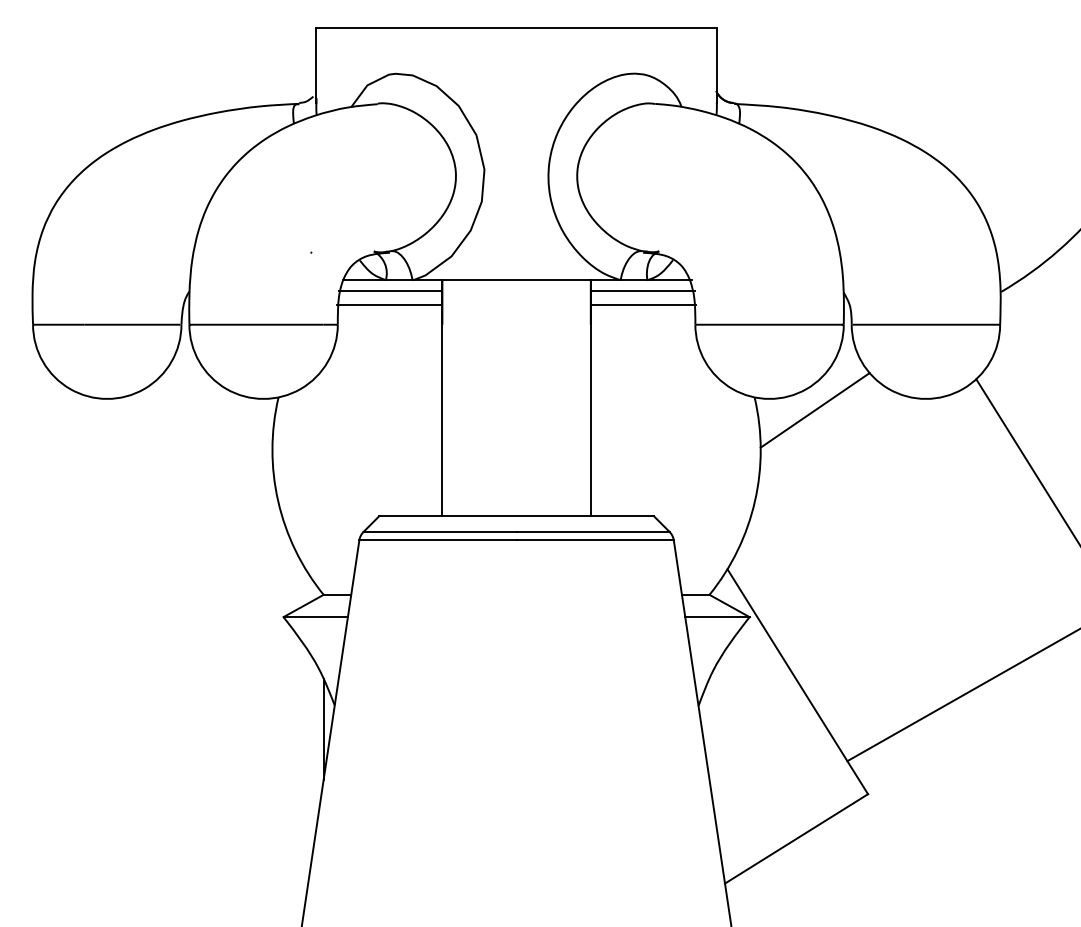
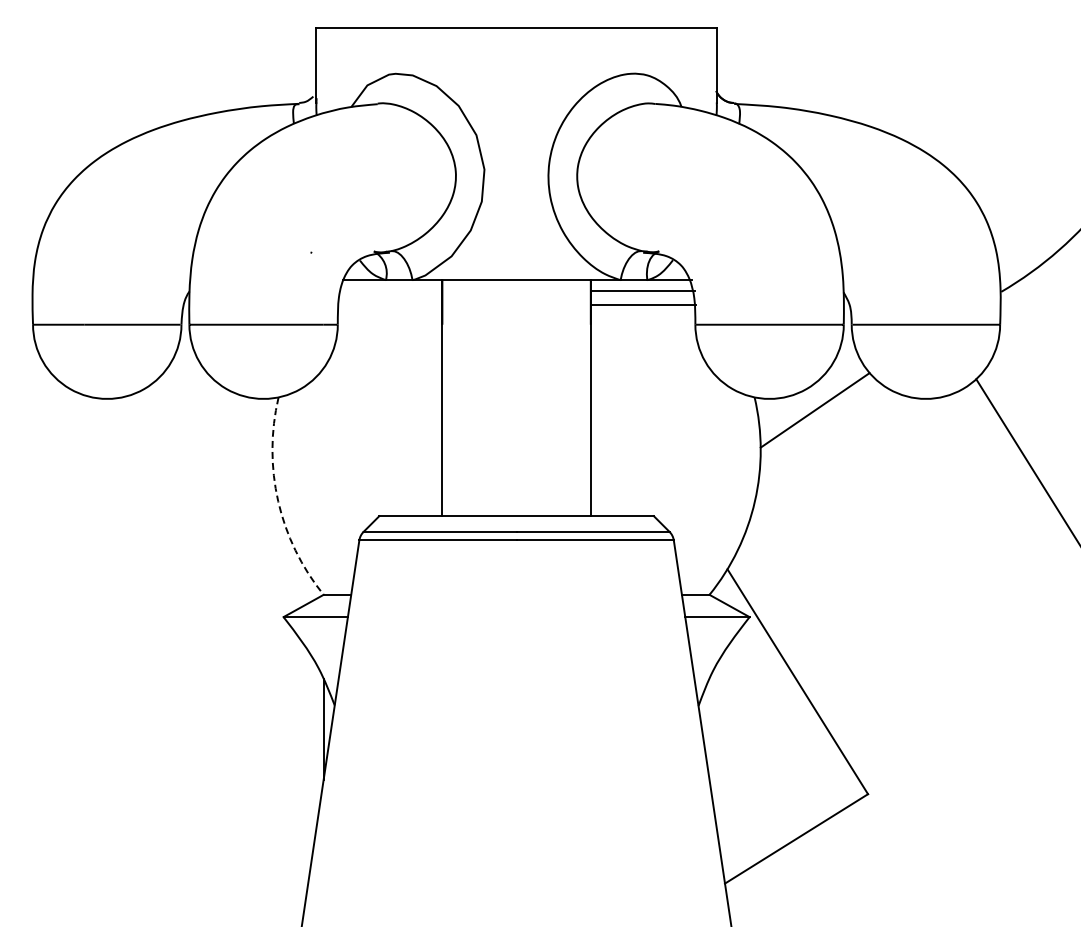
line: present -> none (389, 290)
line: present -> none (388, 305)
arc: solid -> dashed (278, 501)
line: present -> none (962, 695)
